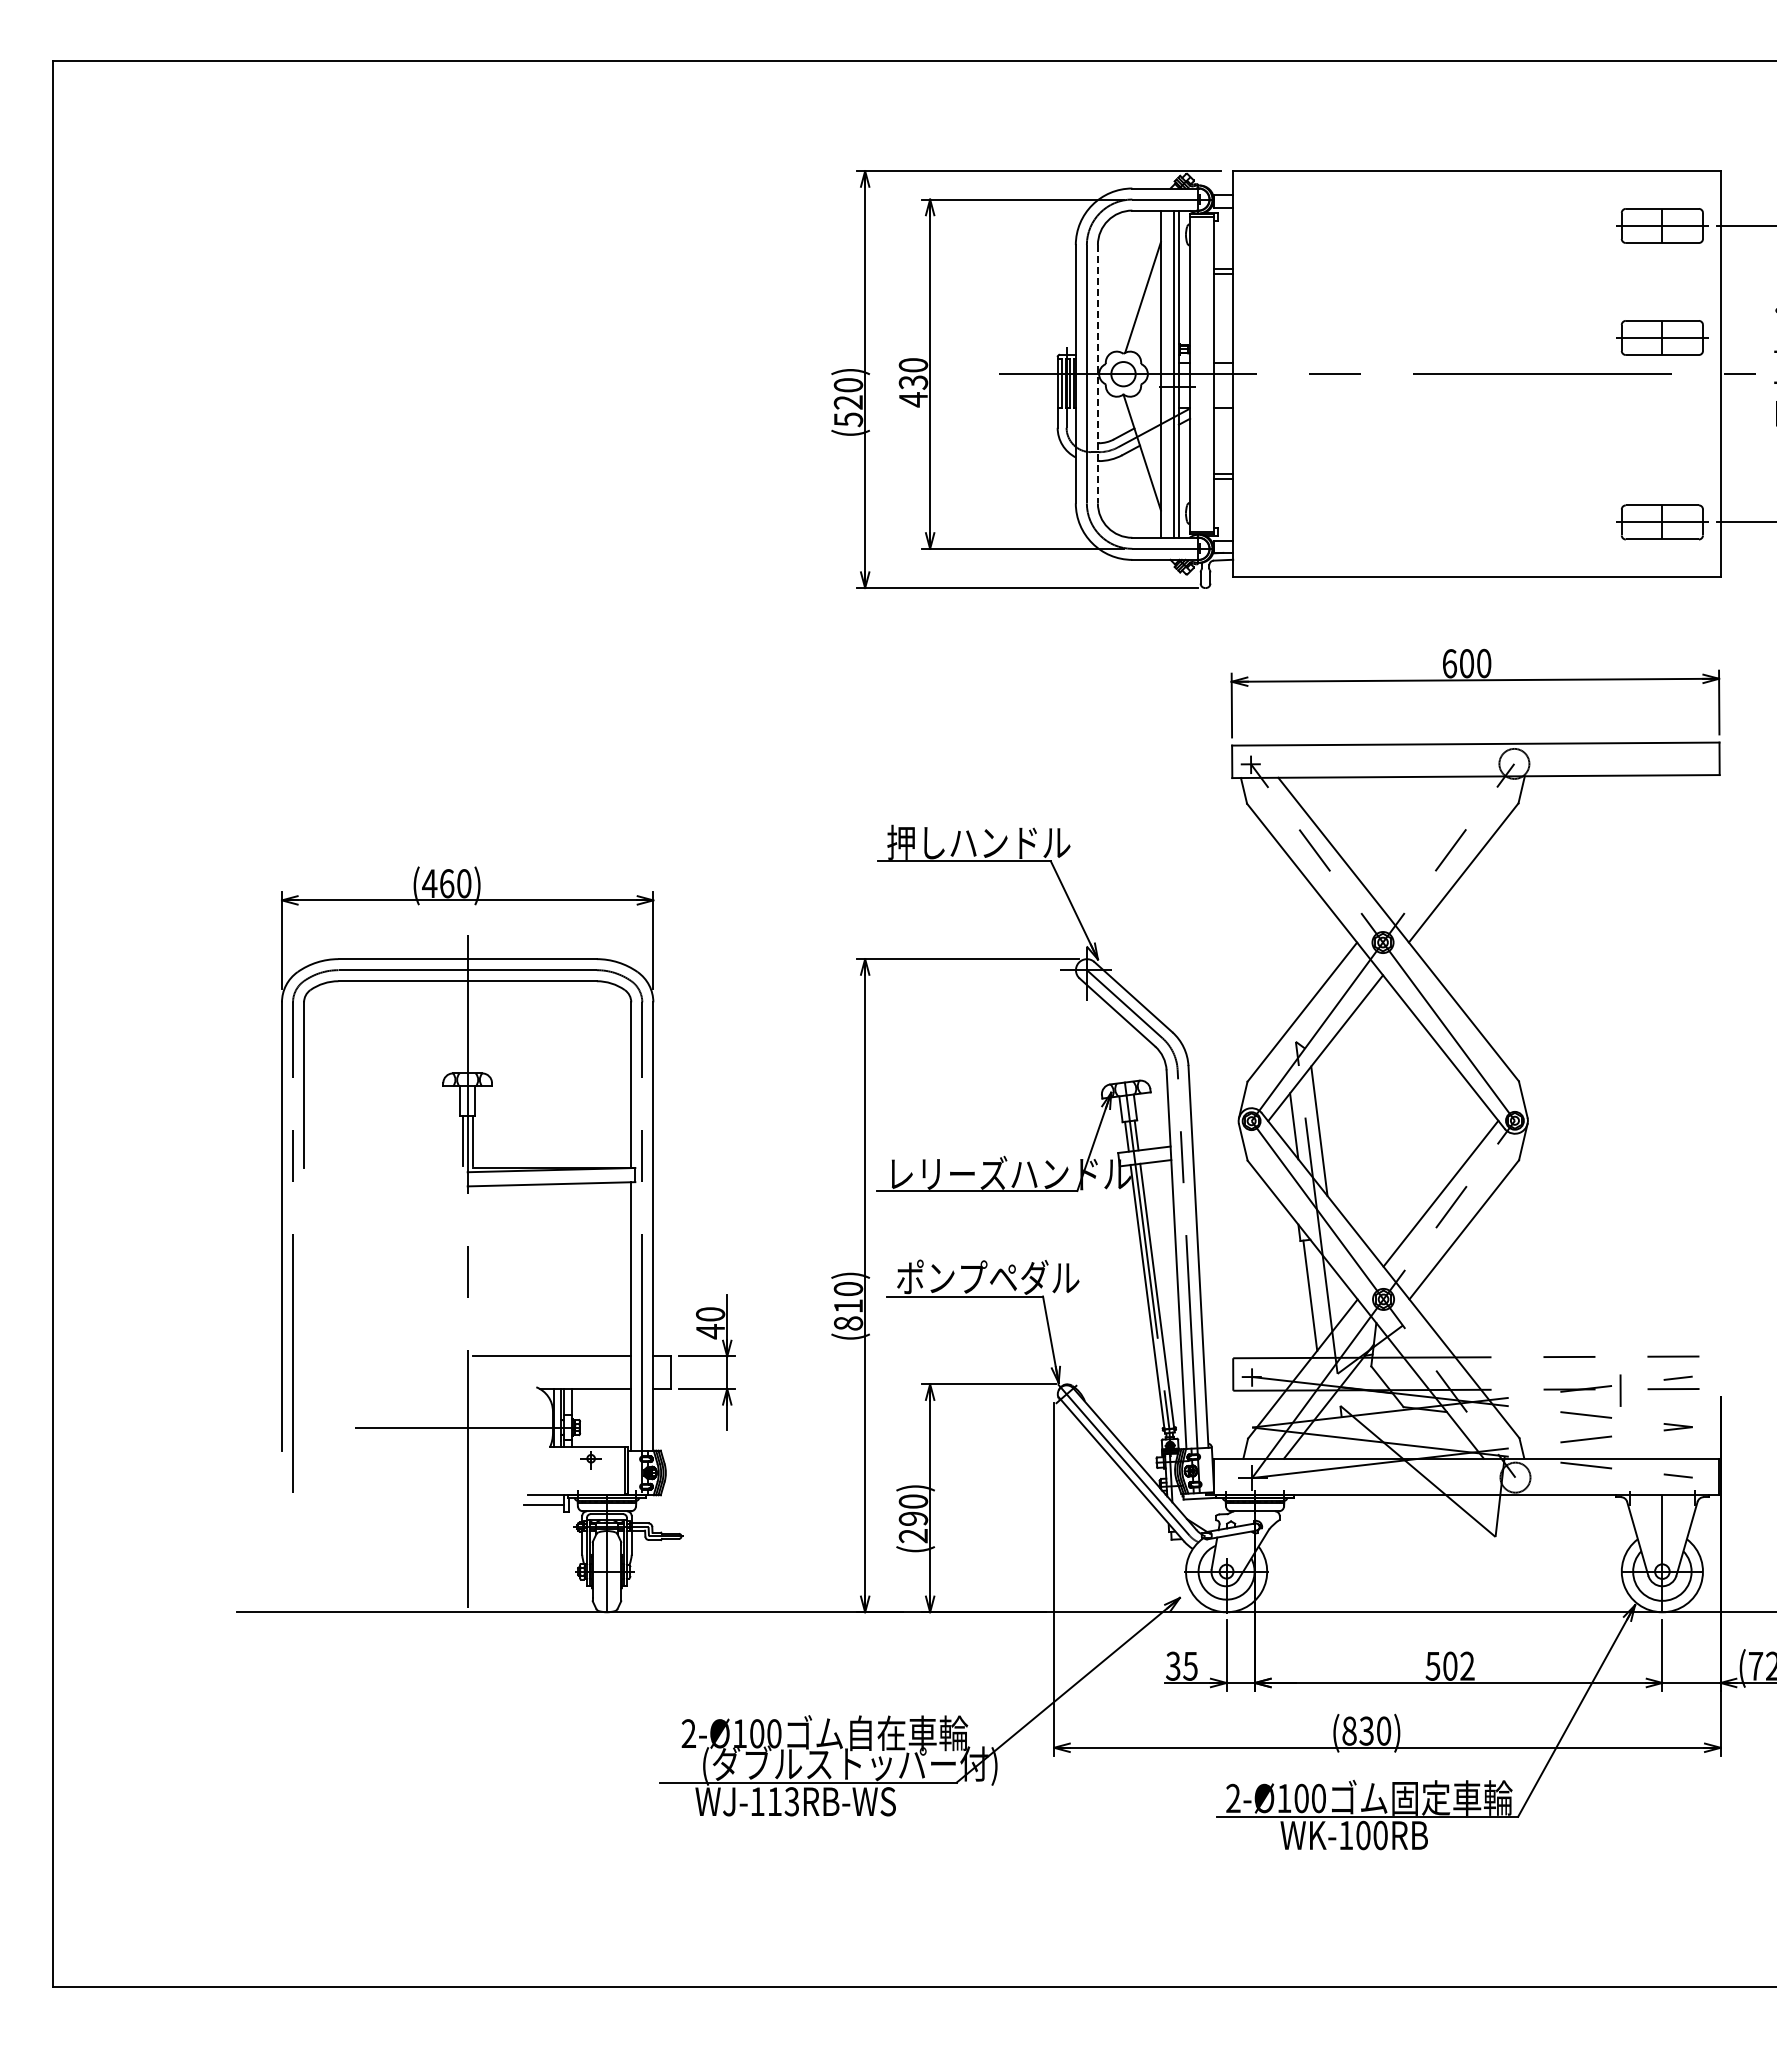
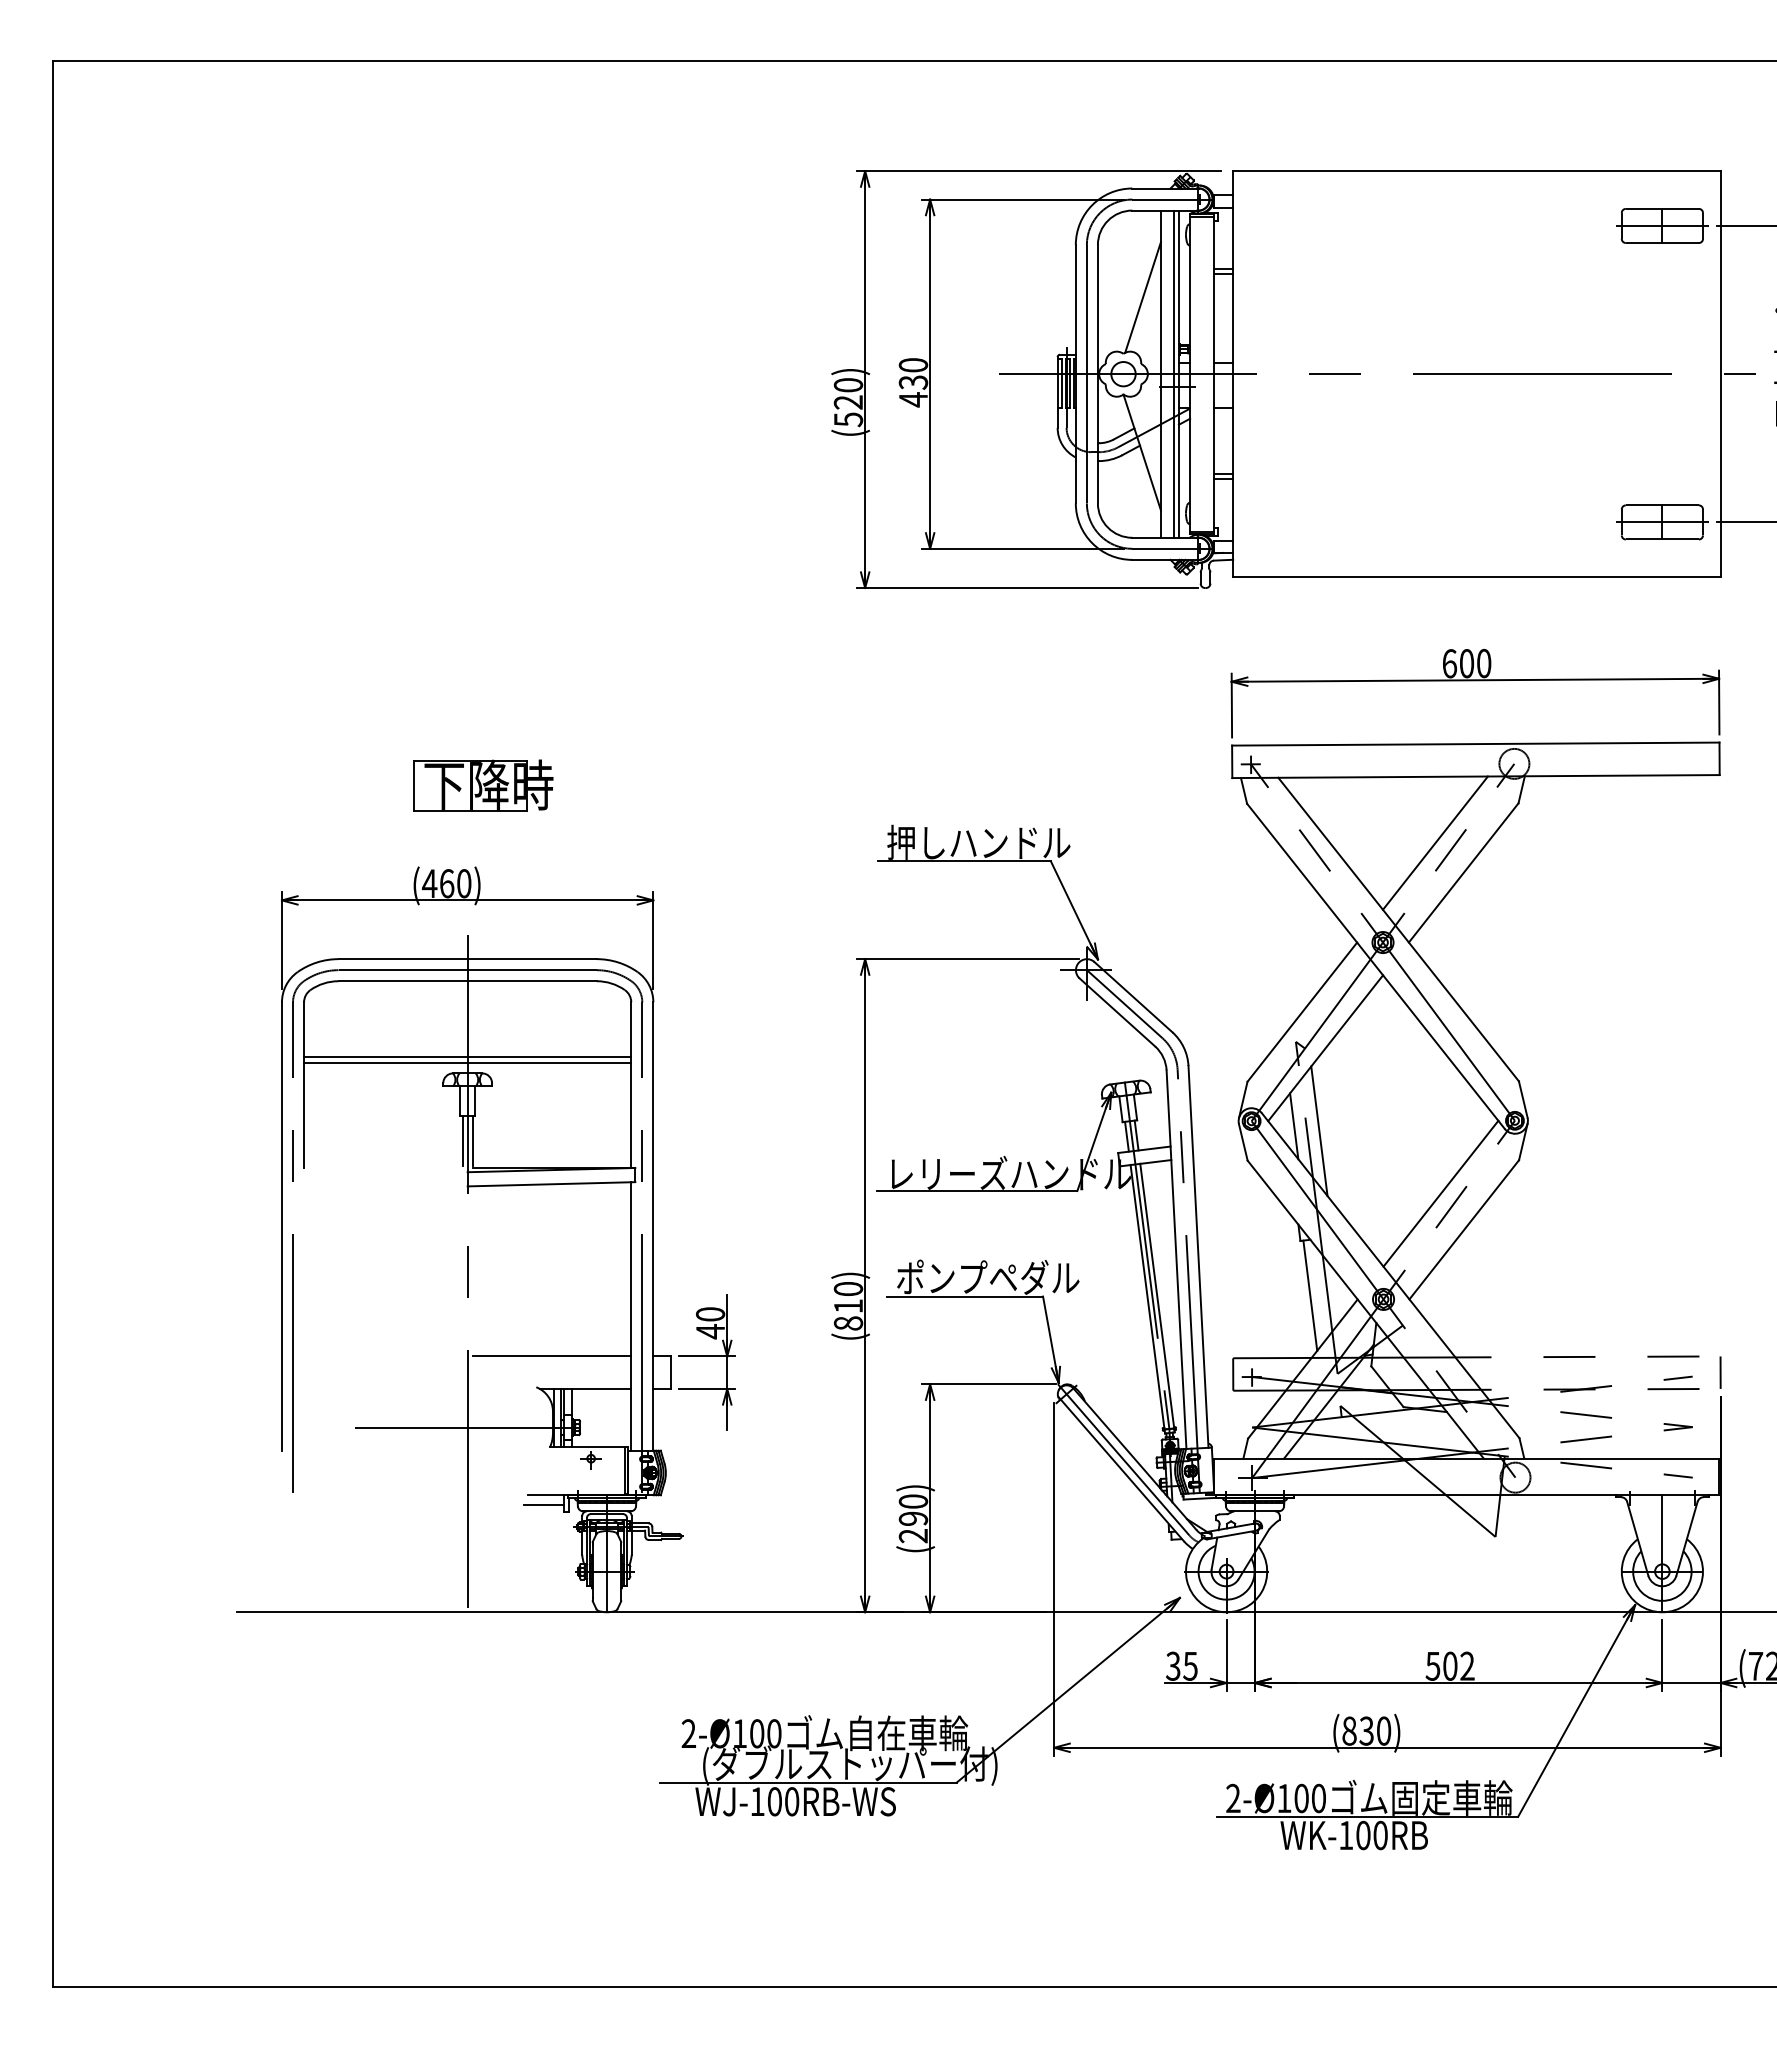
part: present -> none (1662, 337)
line: dashed -> solid (1097, 374)
part: none -> present (483, 785)
line: none -> present (1434, 842)
line: none -> present (467, 1056)
line: none -> present (467, 1063)
line position: (1620, 1390) -> (1720, 1372) (1720, 1372)
text: WJ-113RB-WS -> WJ-100RB-WS (783, 1801)
